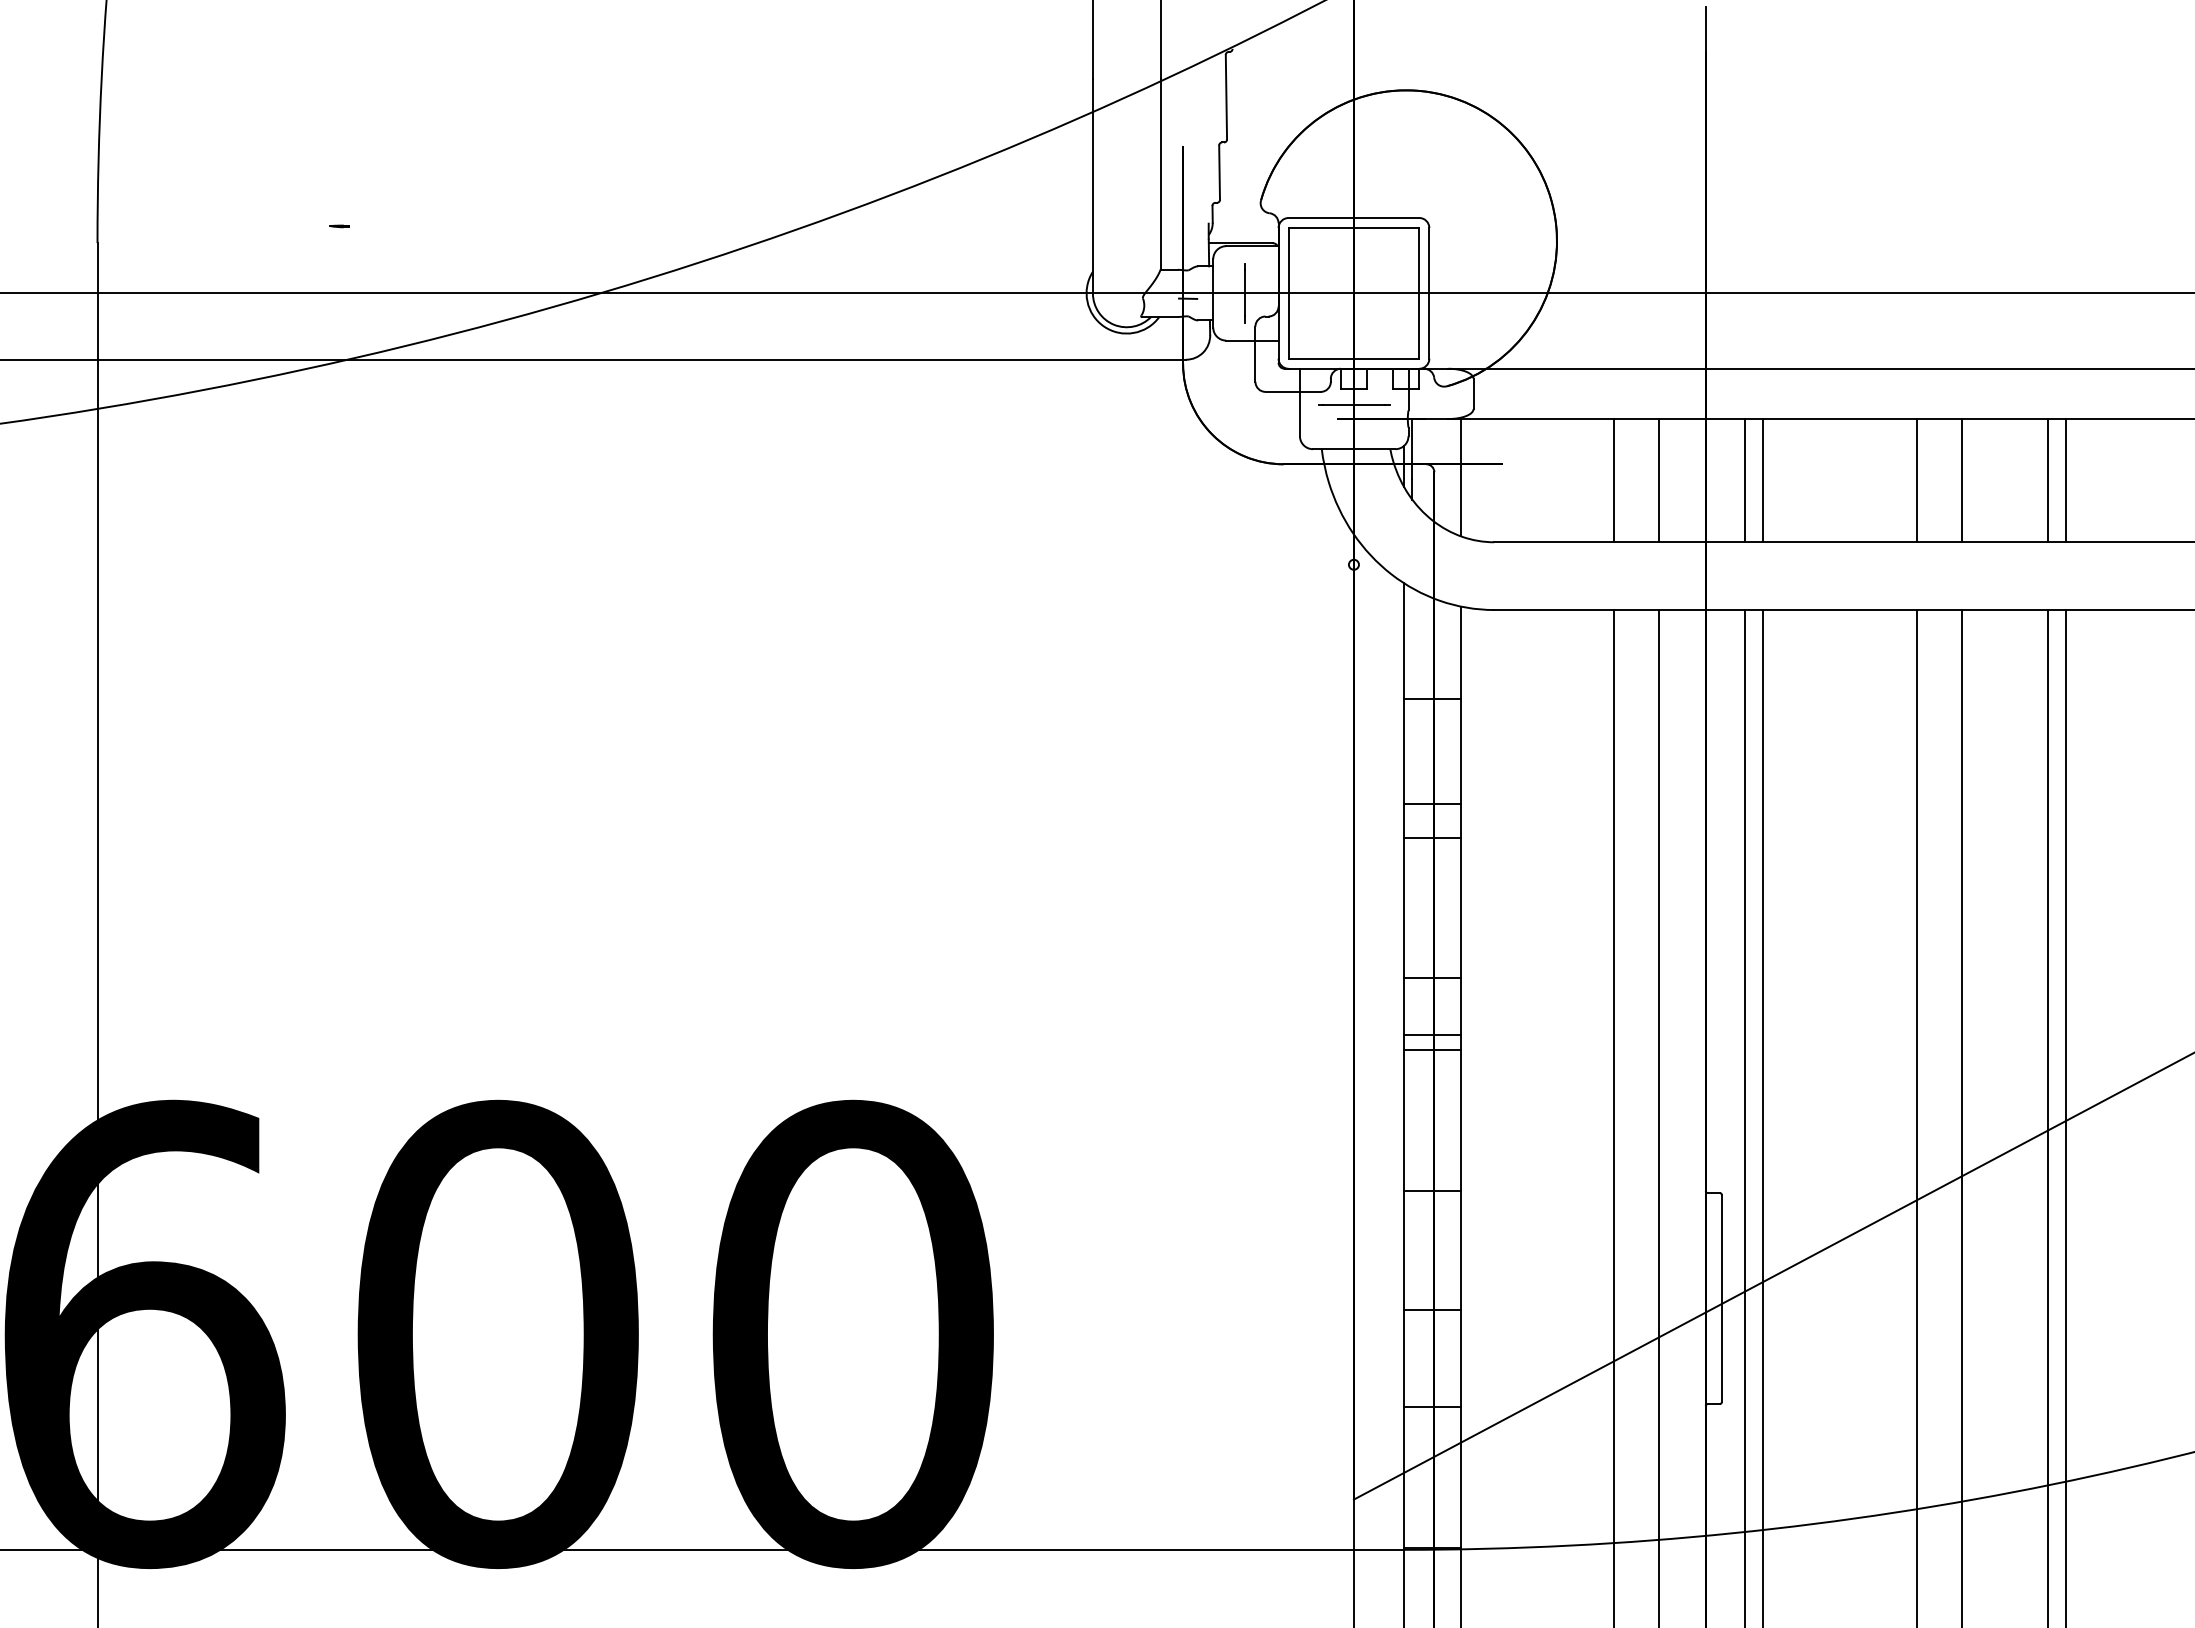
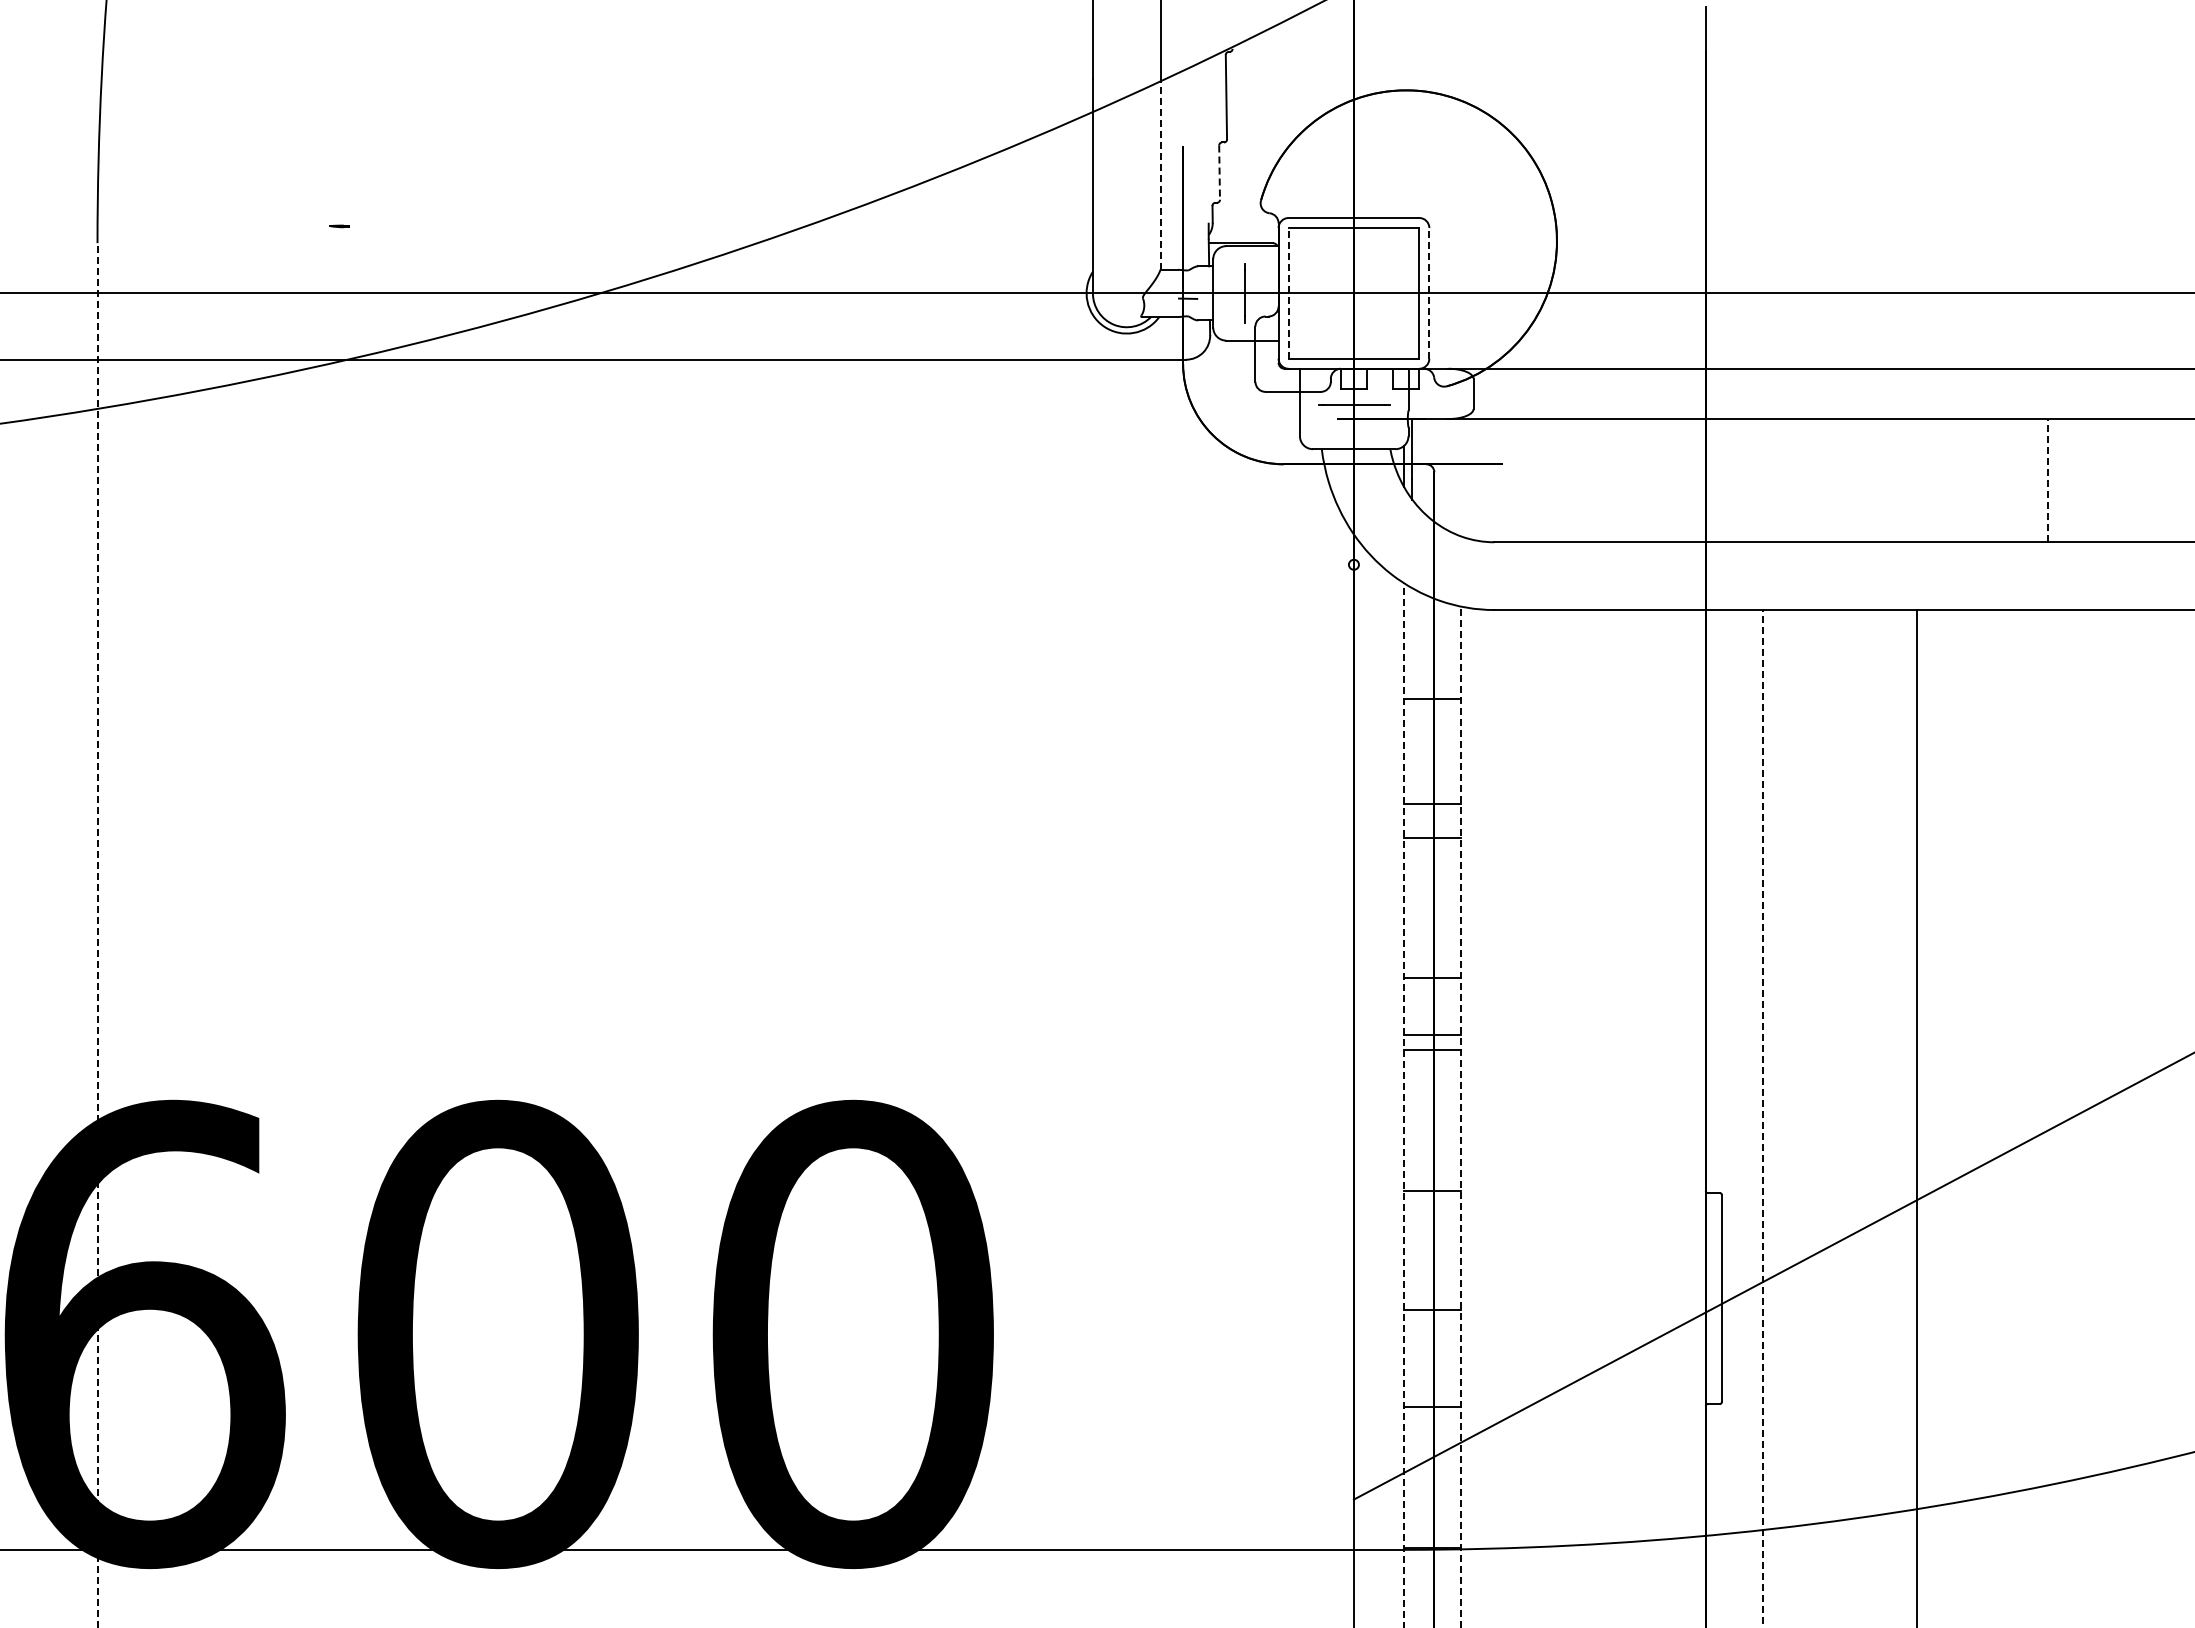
line: solid -> dashed (1160, 173)
line: solid -> dashed (1219, 173)
line: solid -> dashed (1288, 292)
line: solid -> dashed (1429, 292)
line: present -> none (1460, 477)
line: present -> none (1614, 480)
line: present -> none (1659, 480)
line: present -> none (1745, 480)
line: present -> none (1763, 480)
line: present -> none (1916, 480)
line: present -> none (1961, 480)
line: solid -> dashed (2047, 480)
line: present -> none (2065, 480)
line: solid -> dashed (97, 935)
line: solid -> dashed (1404, 1105)
line: solid -> dashed (1460, 1116)
line: present -> none (1614, 1117)
line: present -> none (1659, 1117)
line: present -> none (1745, 1117)
line: present -> none (1961, 1117)
line: present -> none (2047, 1117)
line: present -> none (2065, 1117)
line: solid -> dashed (1763, 1118)
